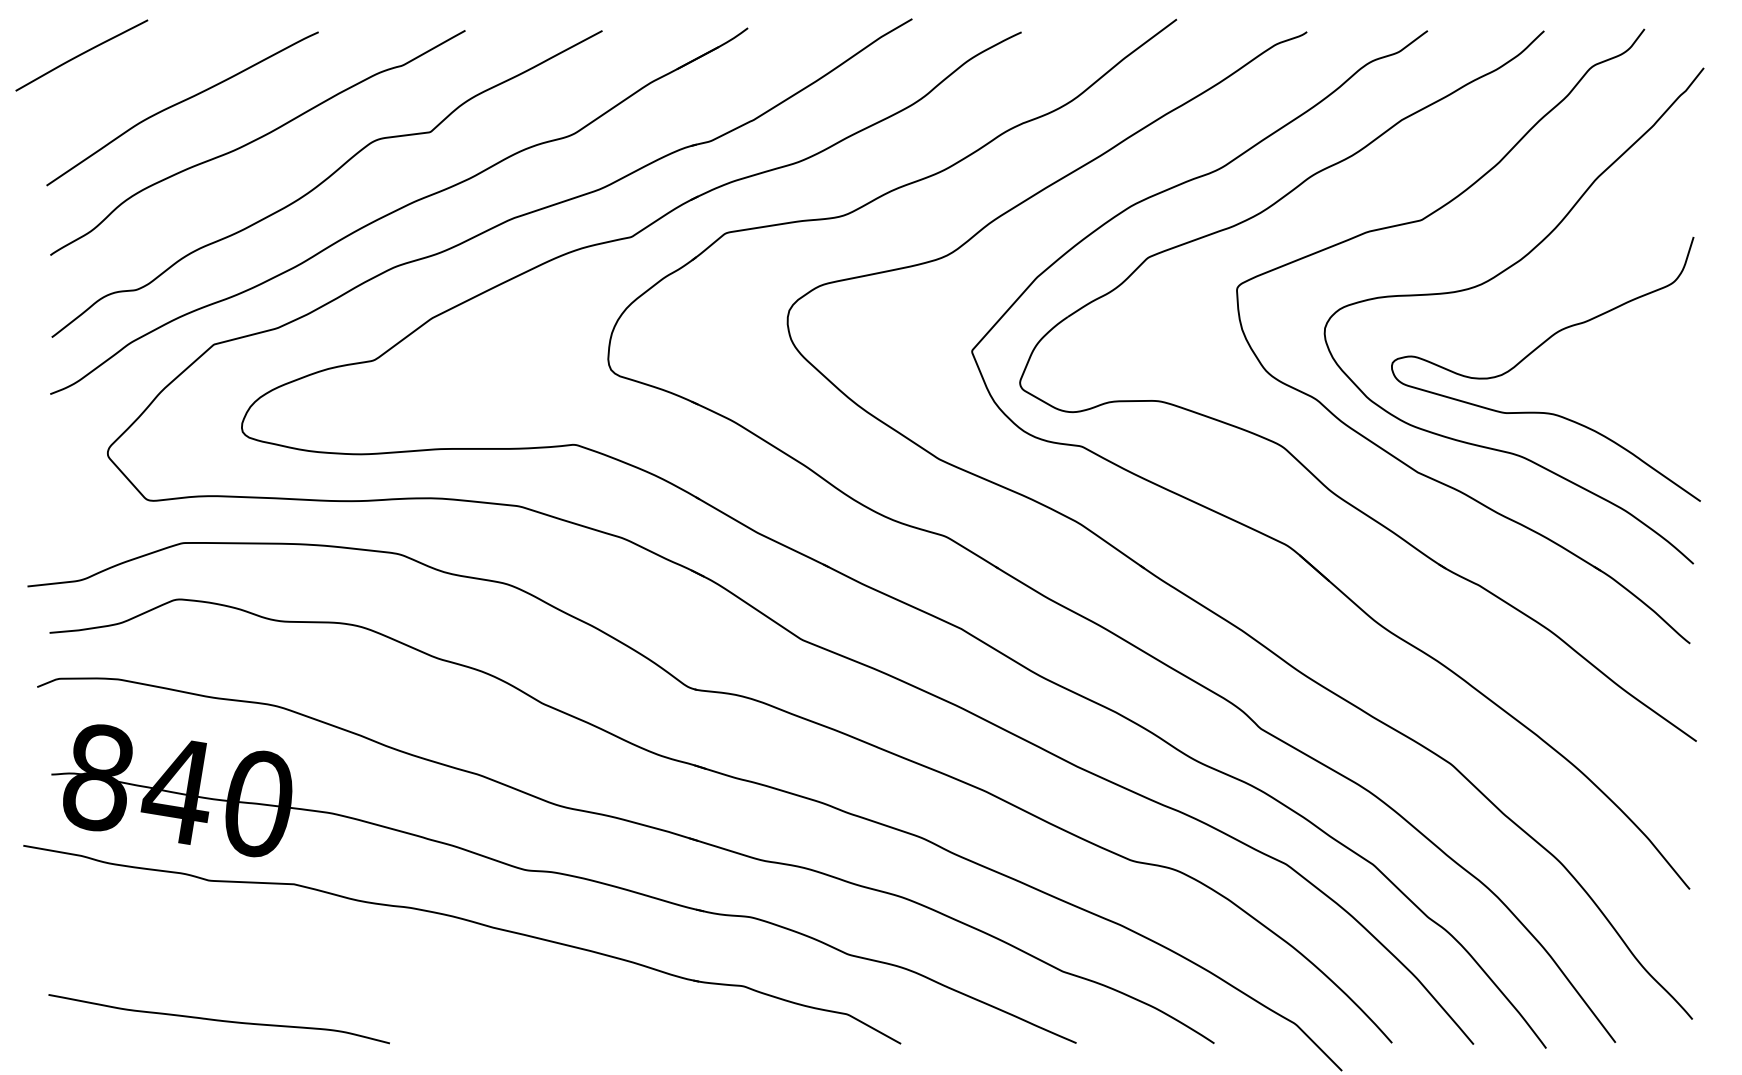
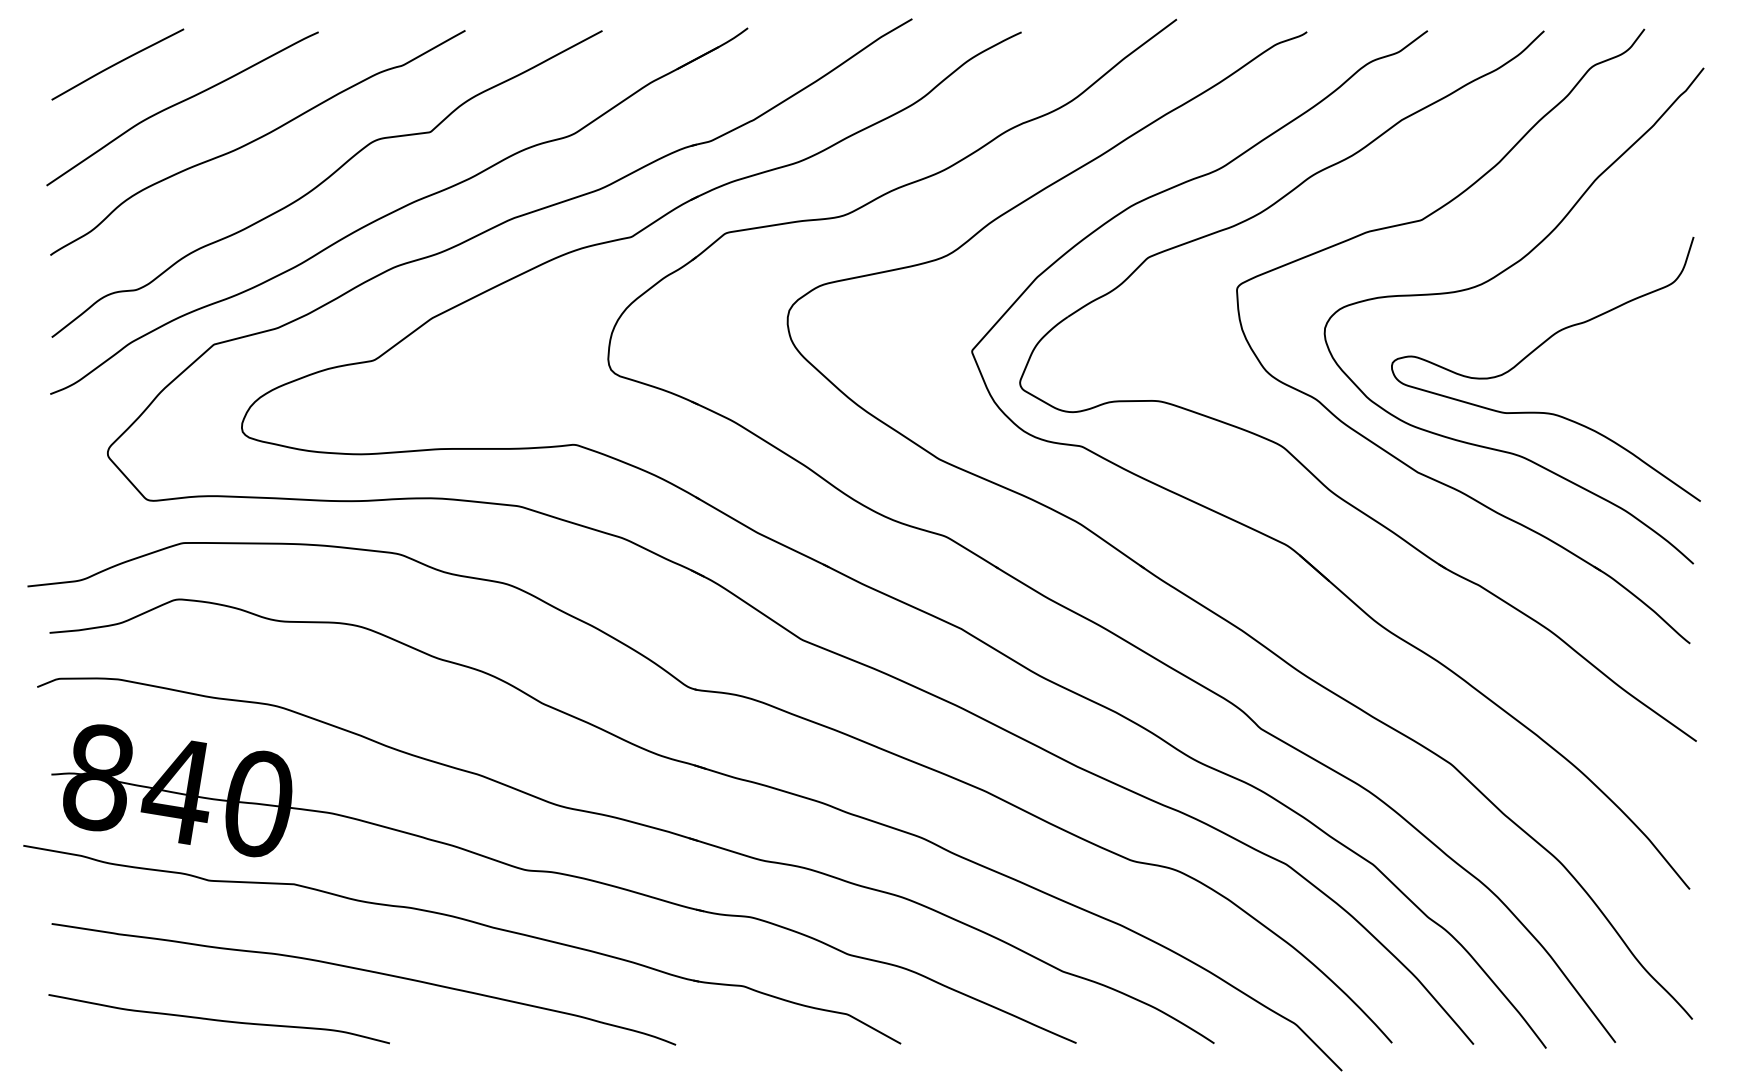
curve position: (81, 55) -> (117, 64) (117, 64)
curve: none -> present (364, 971)
